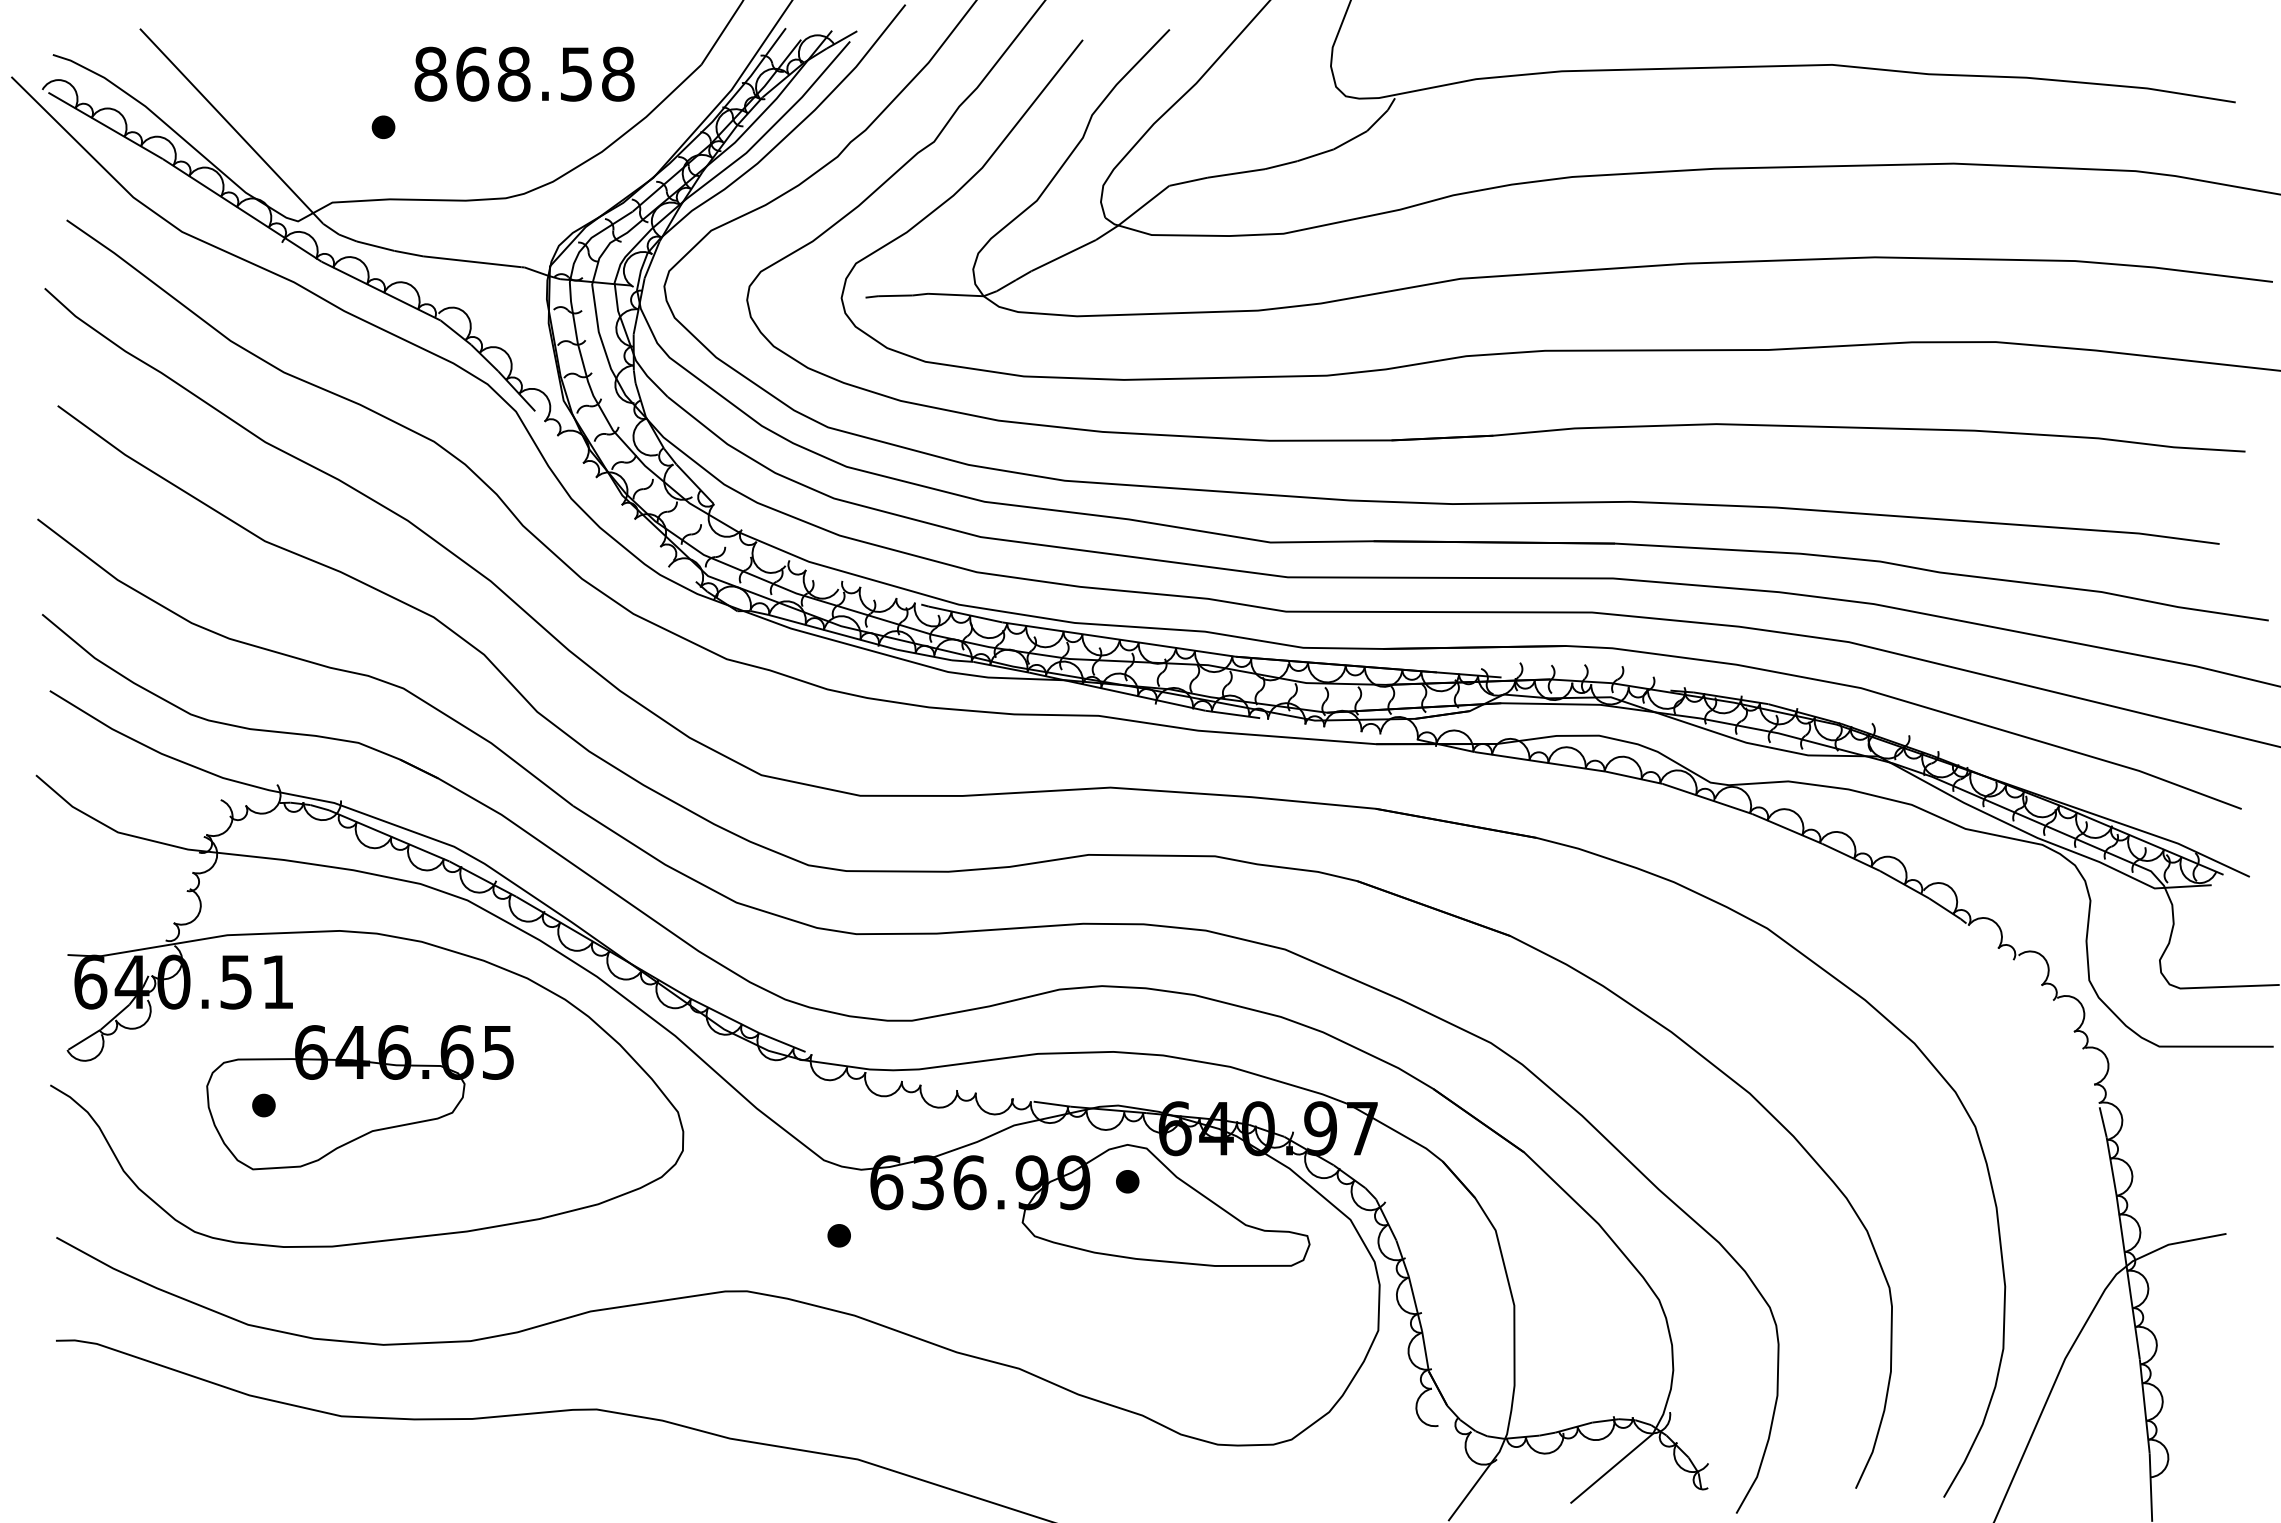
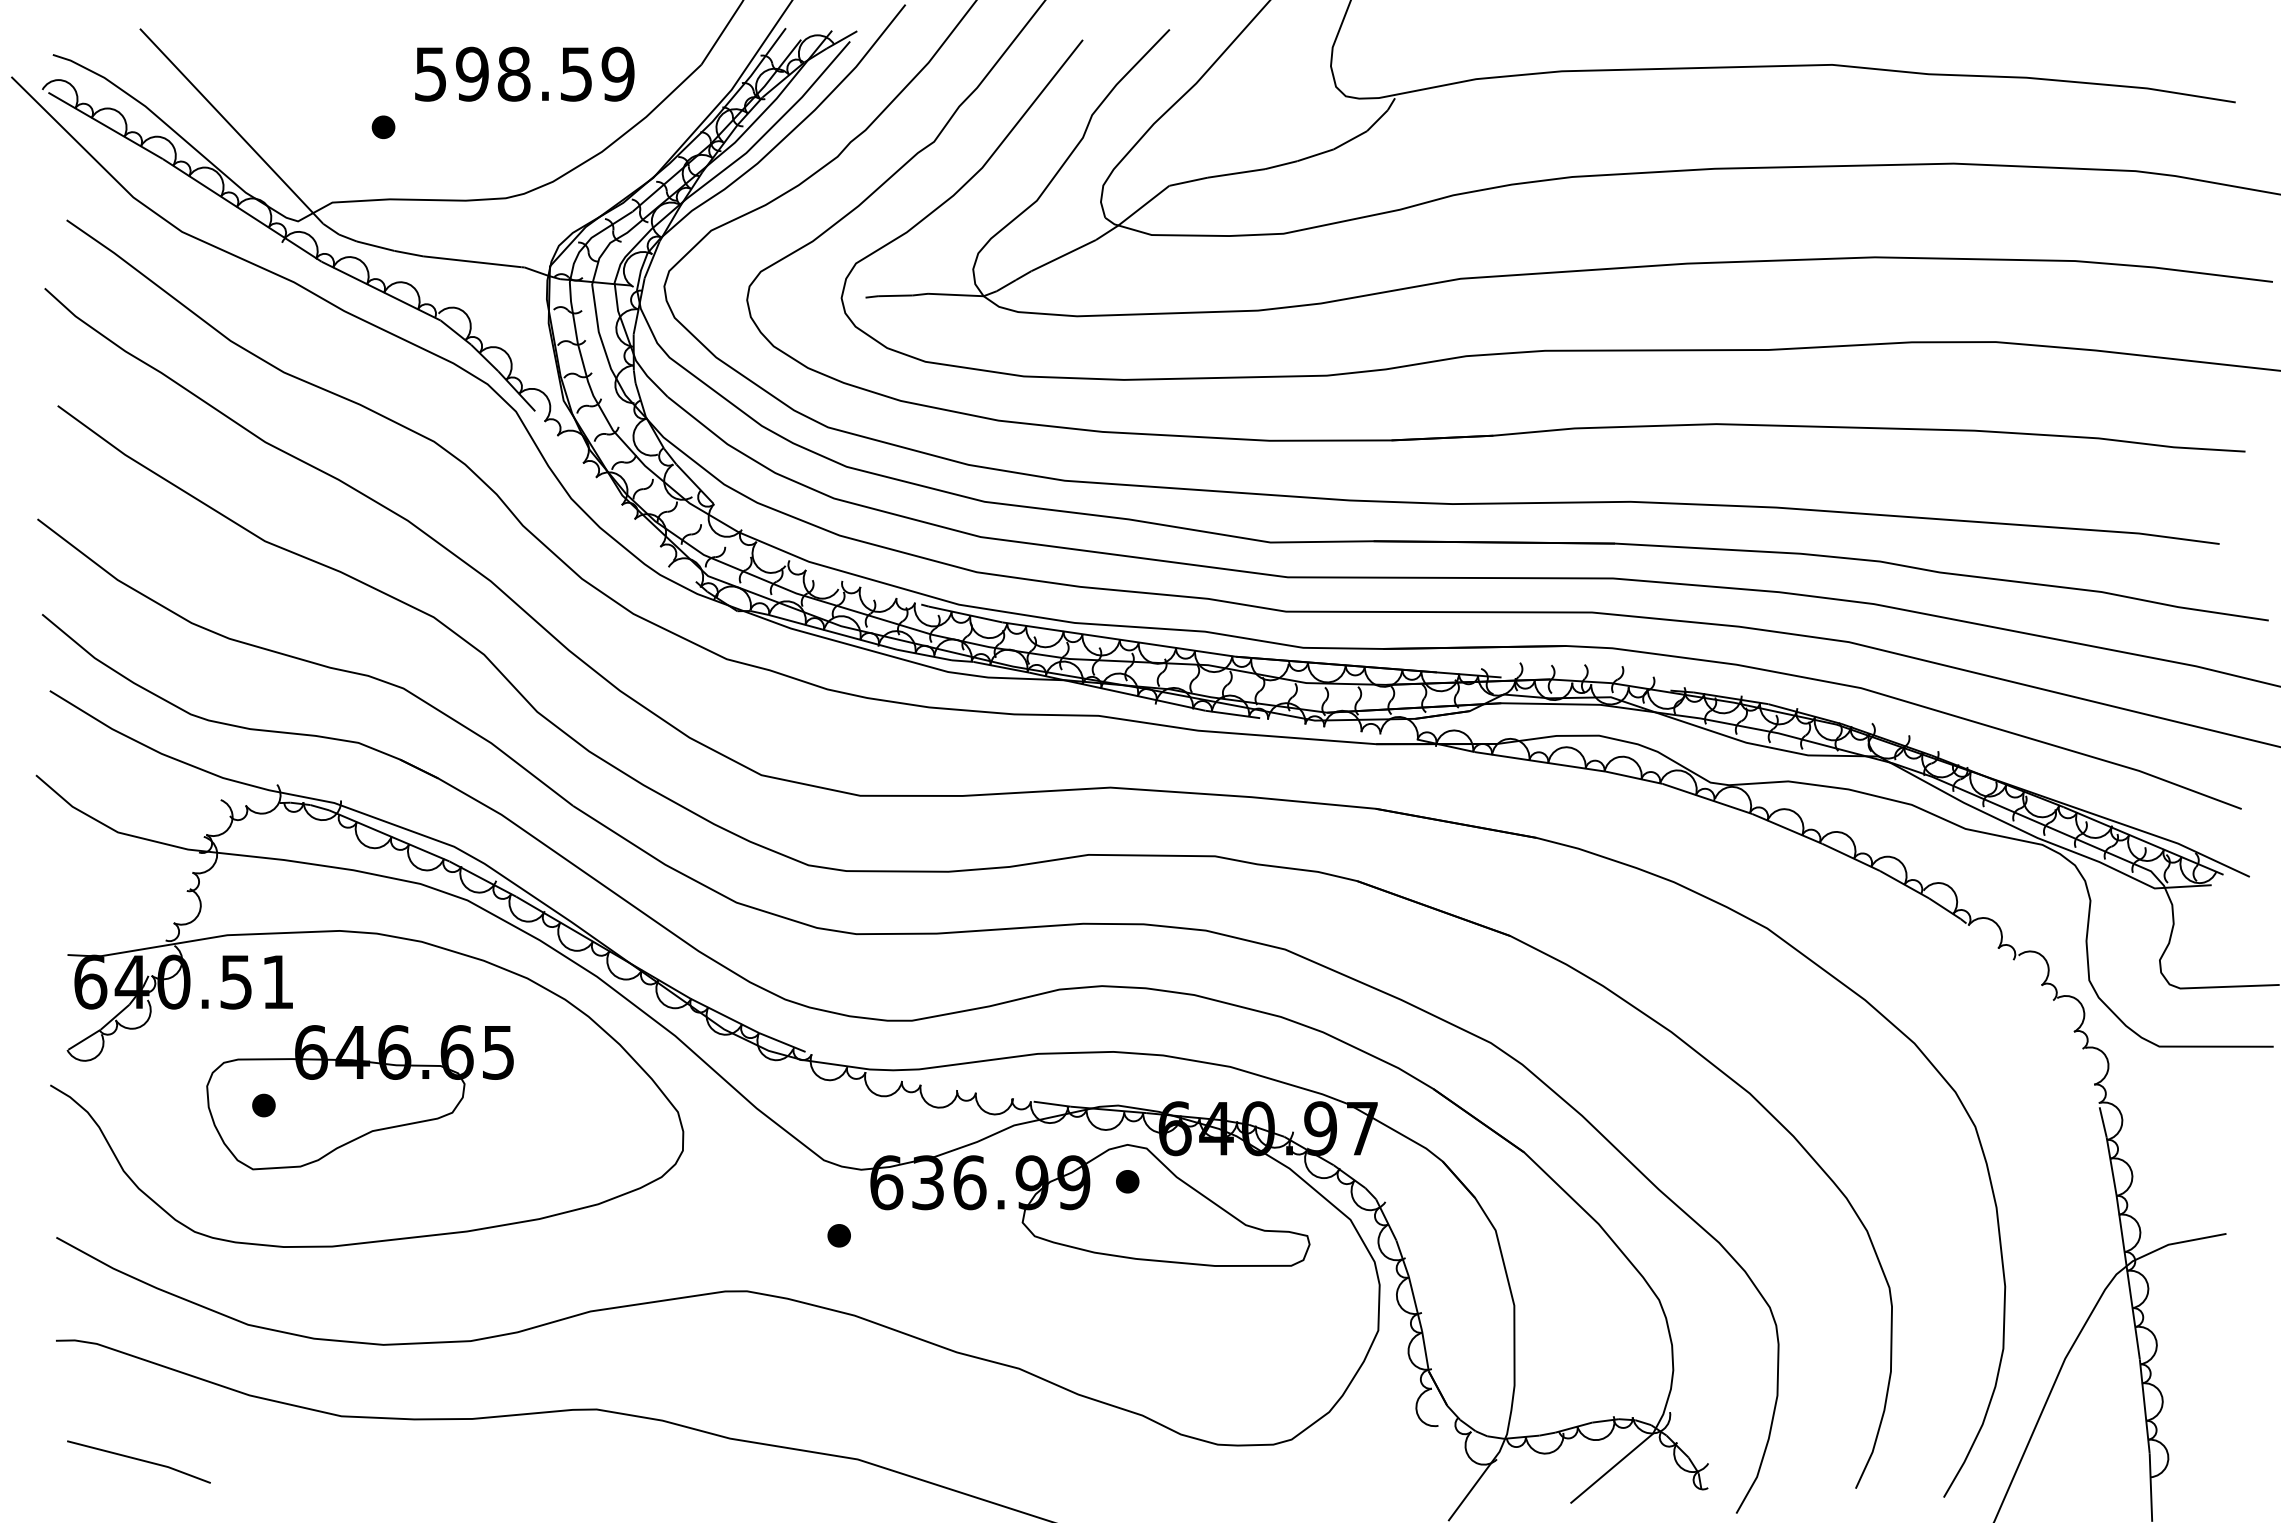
text: 868.58 -> 598.59 (524, 73)
line: none -> present (138, 1460)
